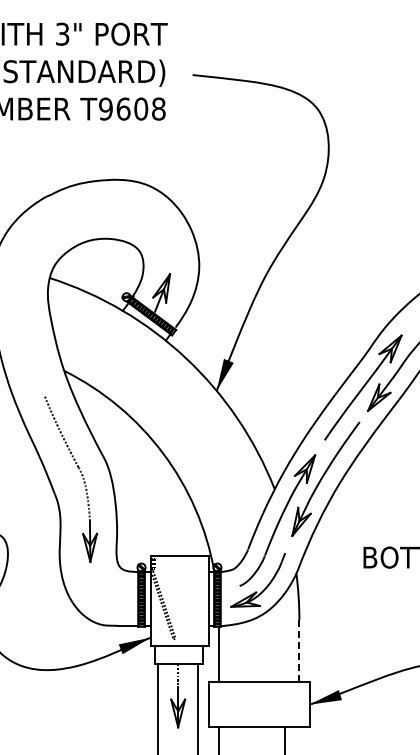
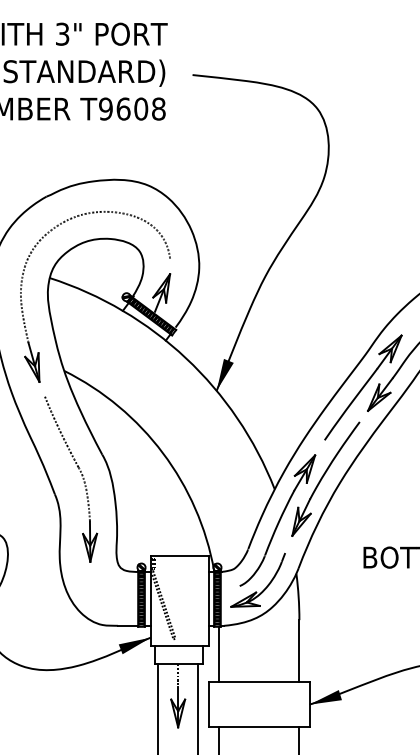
part: none -> present (22, 303)
line: dashed -> solid (299, 651)
line position: (285, 739) -> (299, 739) (299, 739)
